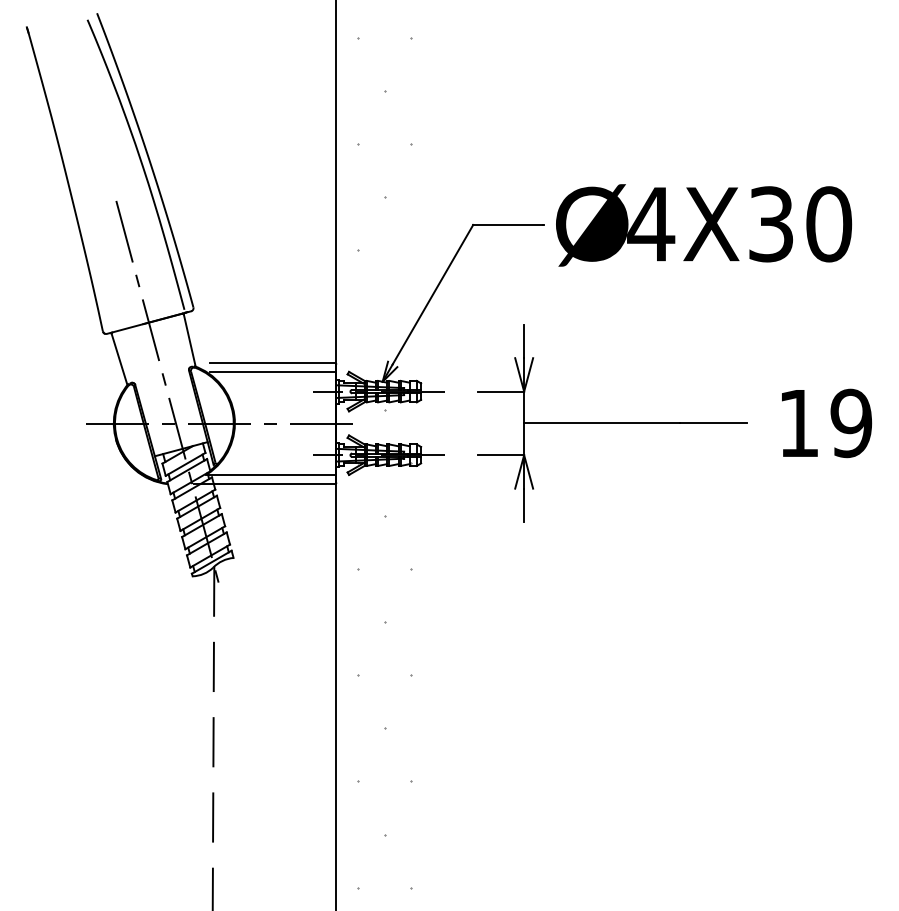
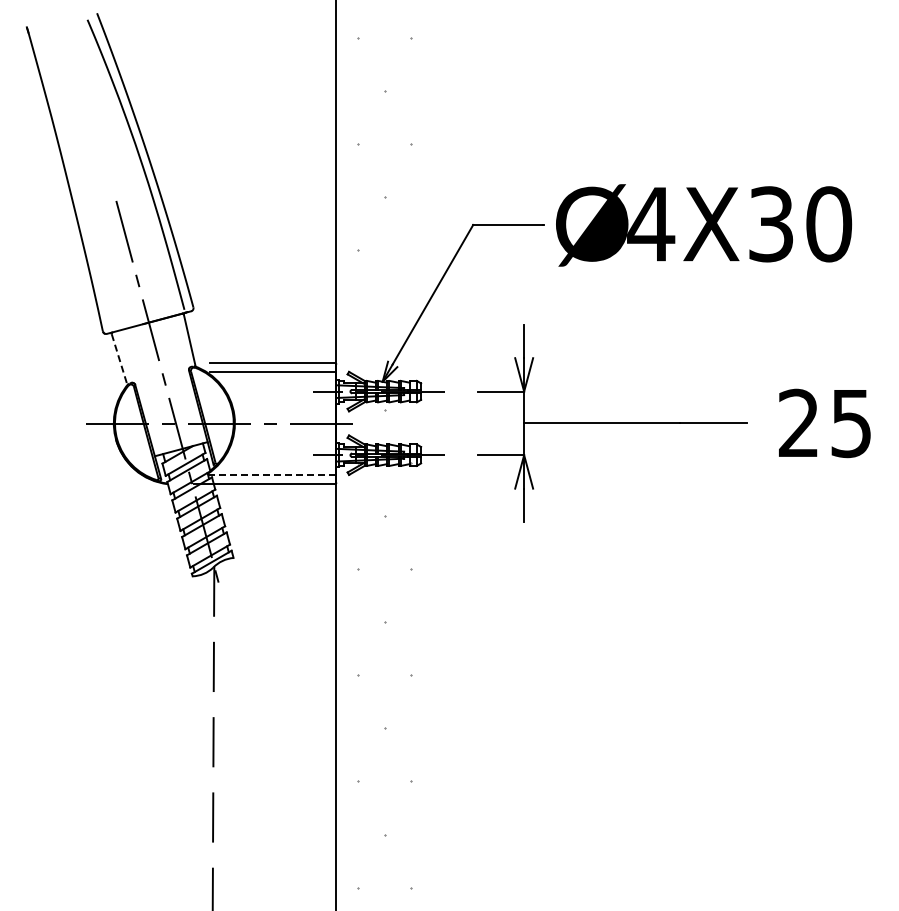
line: solid -> dashed (119, 359)
text: 19 -> 25 (825, 422)
line: solid -> dashed (270, 474)
